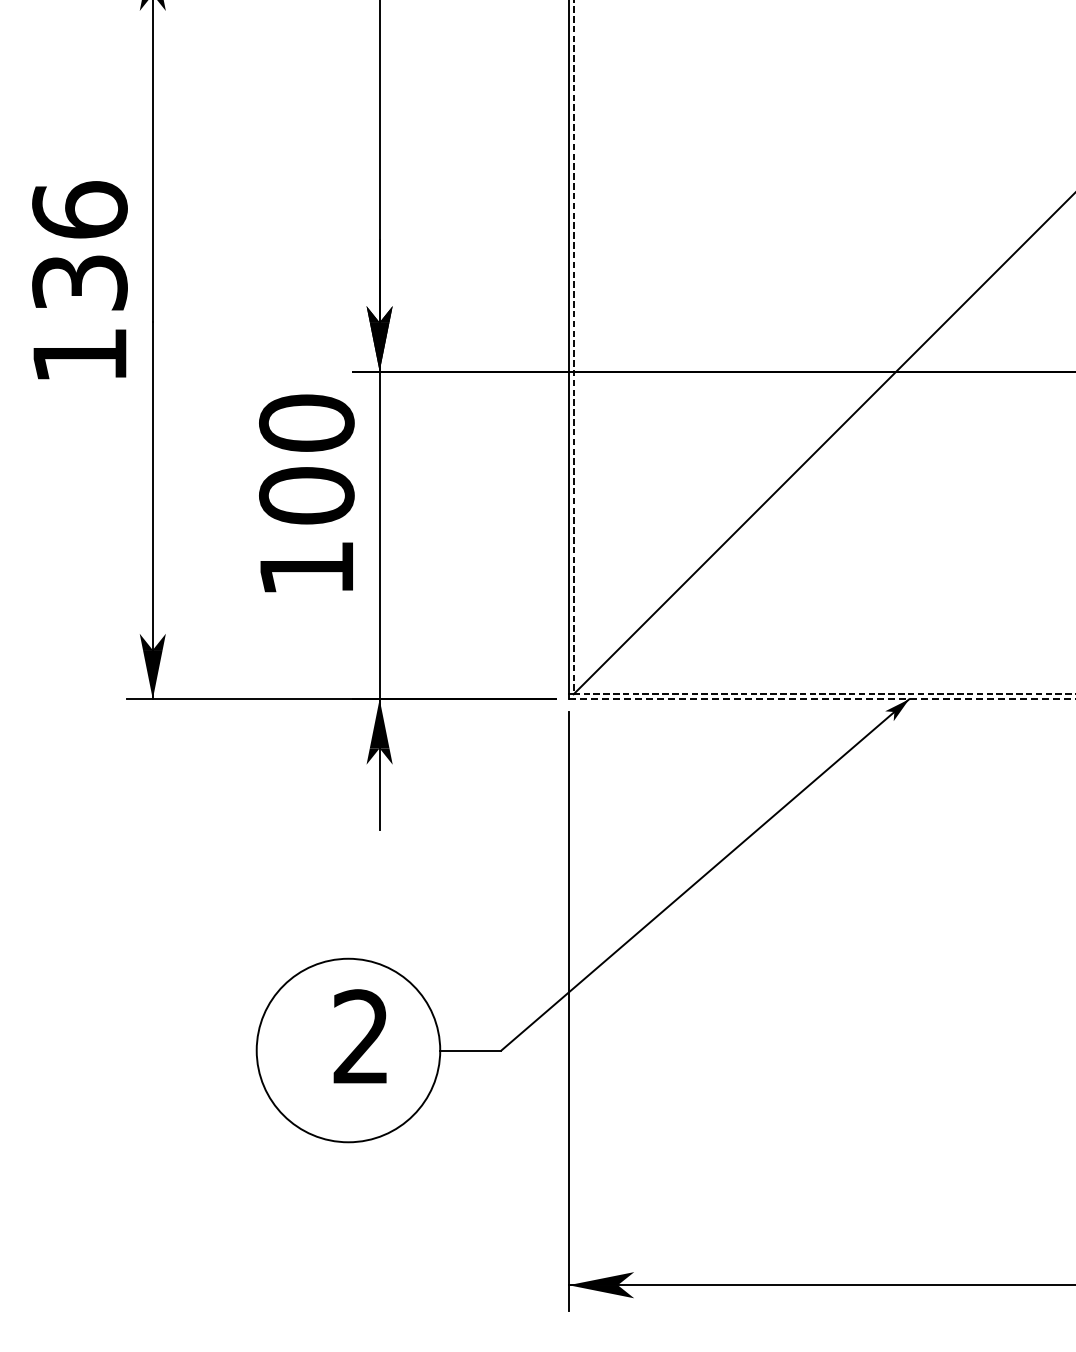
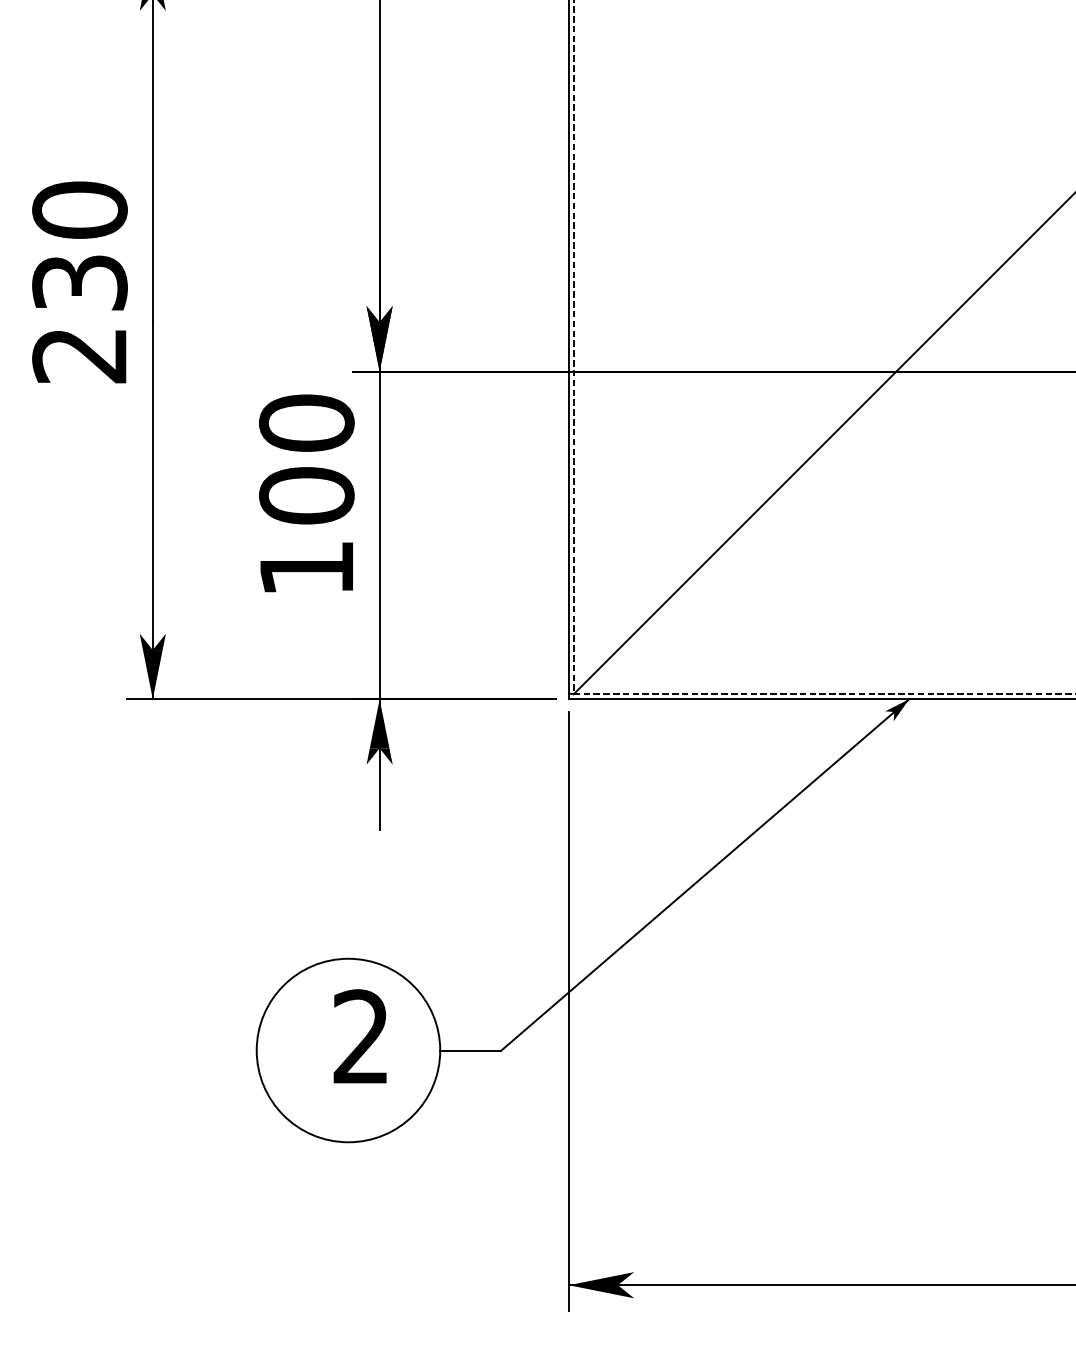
text: 136 -> 230 (79, 282)
line: dashed -> solid (822, 699)
